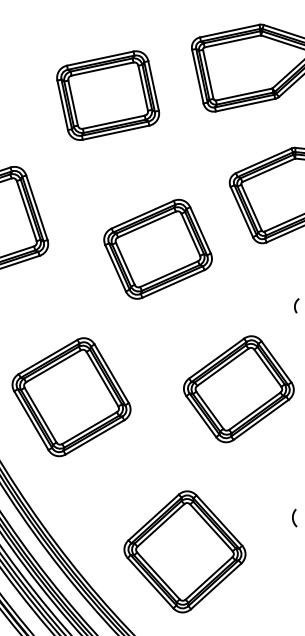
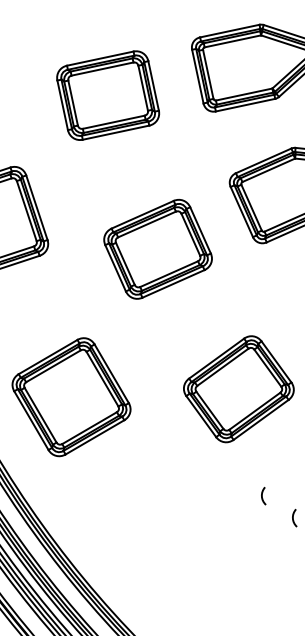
curve: present -> none (296, 304)
curve: none -> present (262, 495)
part: present -> none (184, 551)
